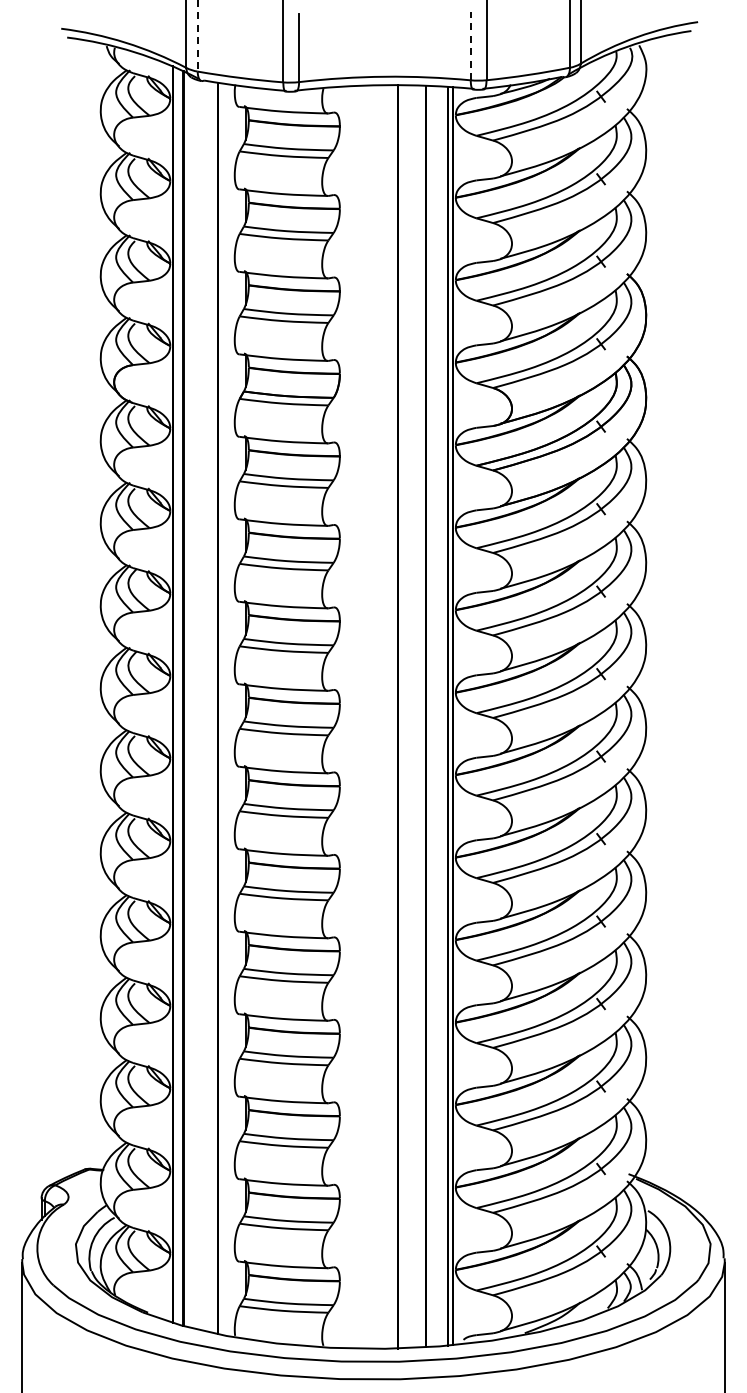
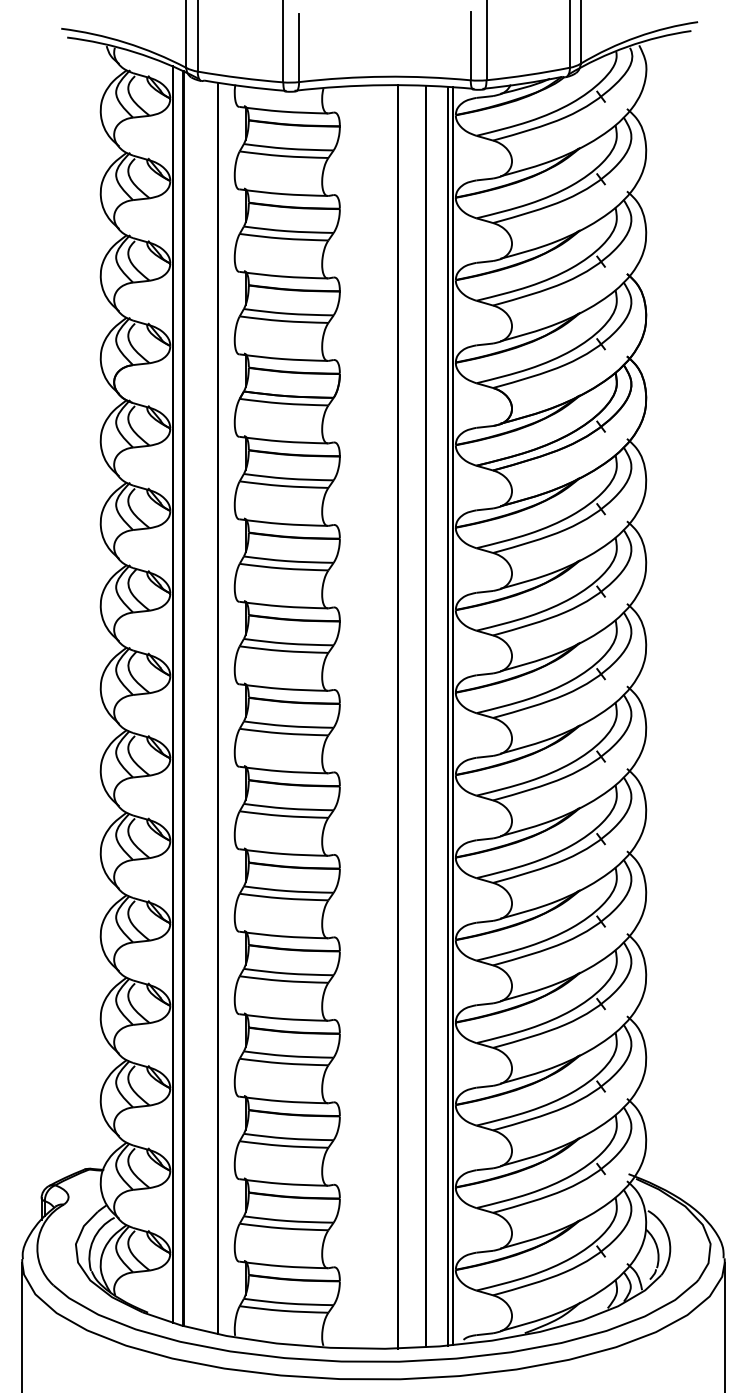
line: dashed -> solid (197, 35)
line: dashed -> solid (470, 45)
